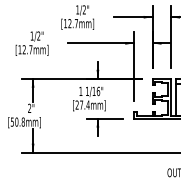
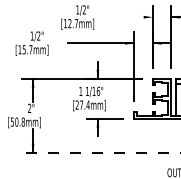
line: present -> none (132, 17)
text: [12.7mm] -> [15.7mm] (23, 49)
line: solid -> dashed (101, 152)
